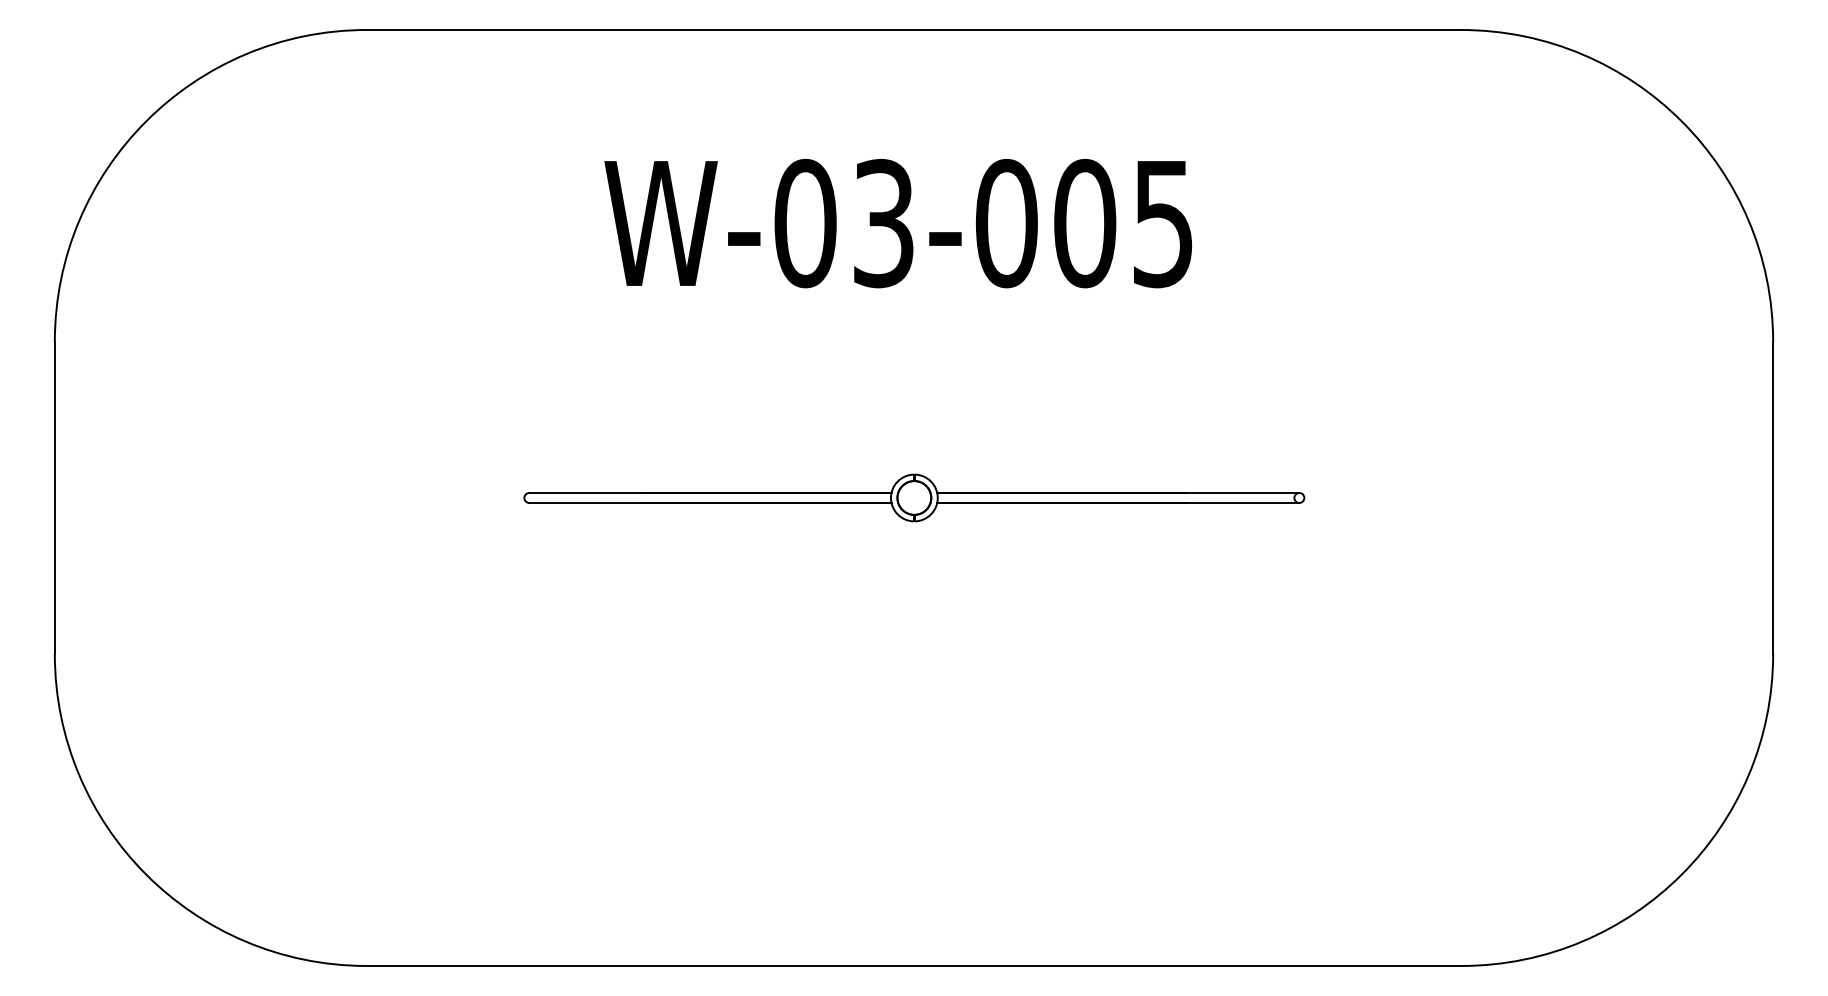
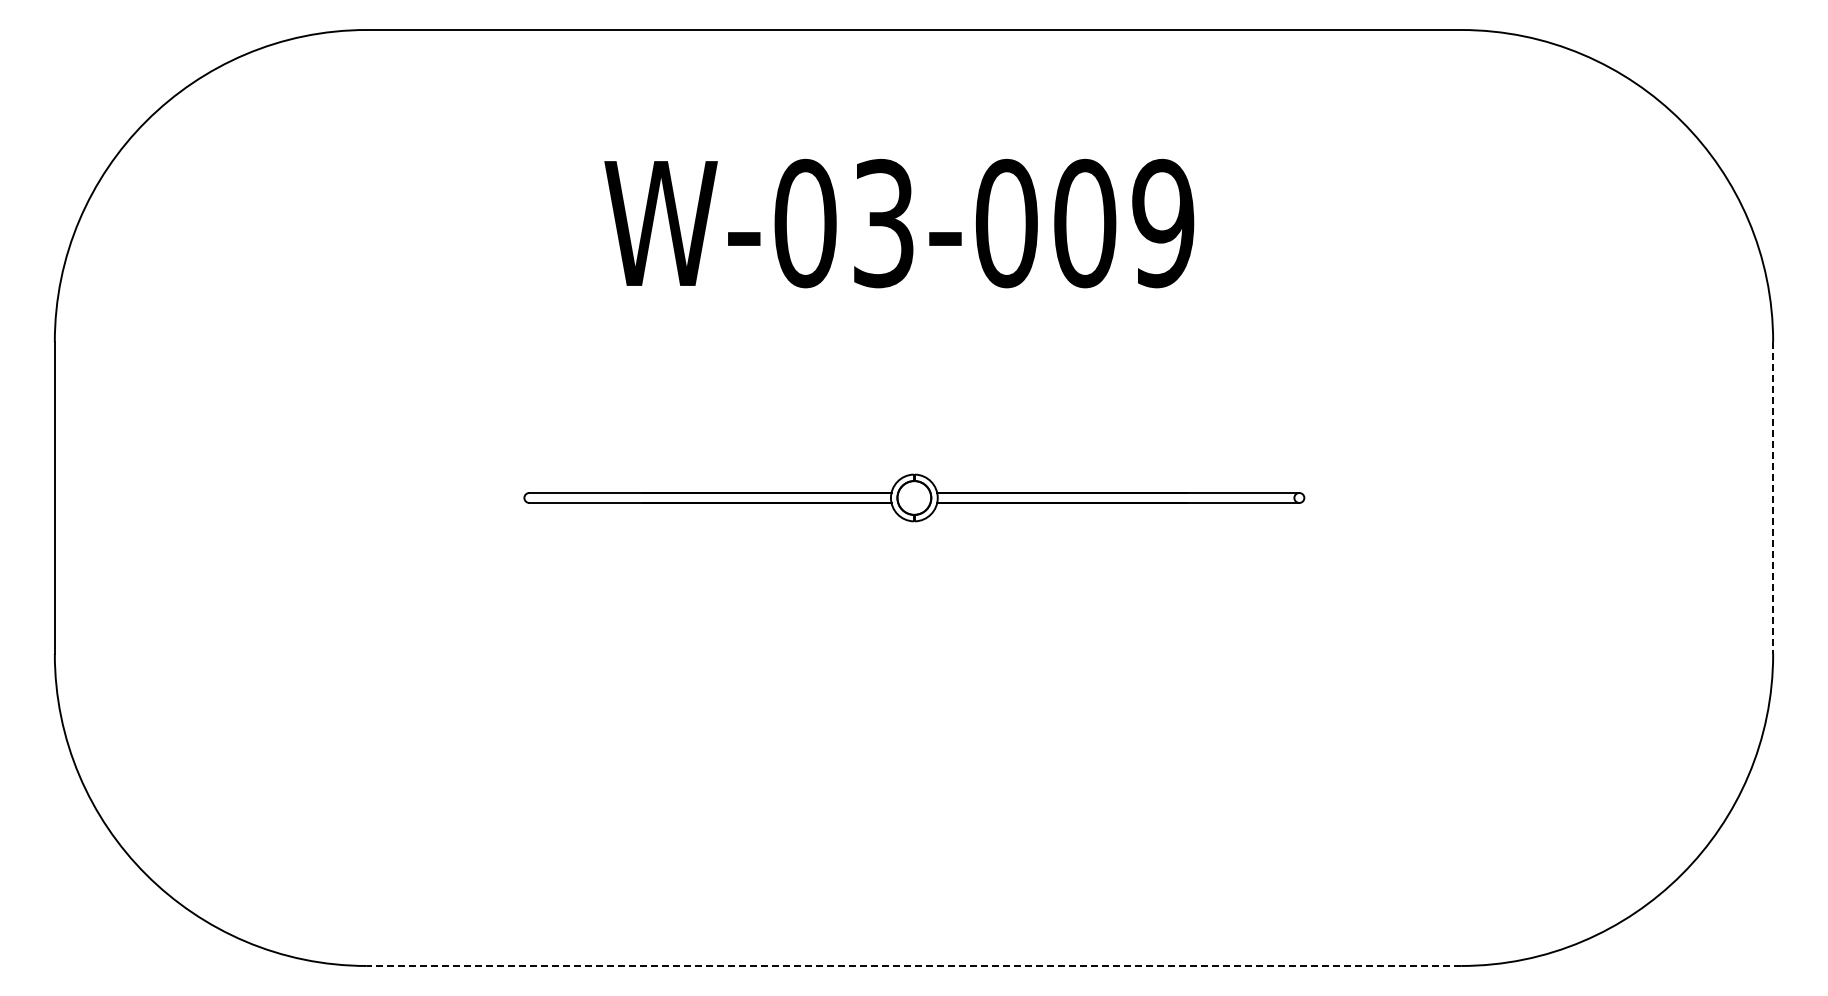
text: W-03-005 -> W-03-009 (1163, 223)
line: solid -> dashed (1773, 497)
line: solid -> dashed (913, 965)
